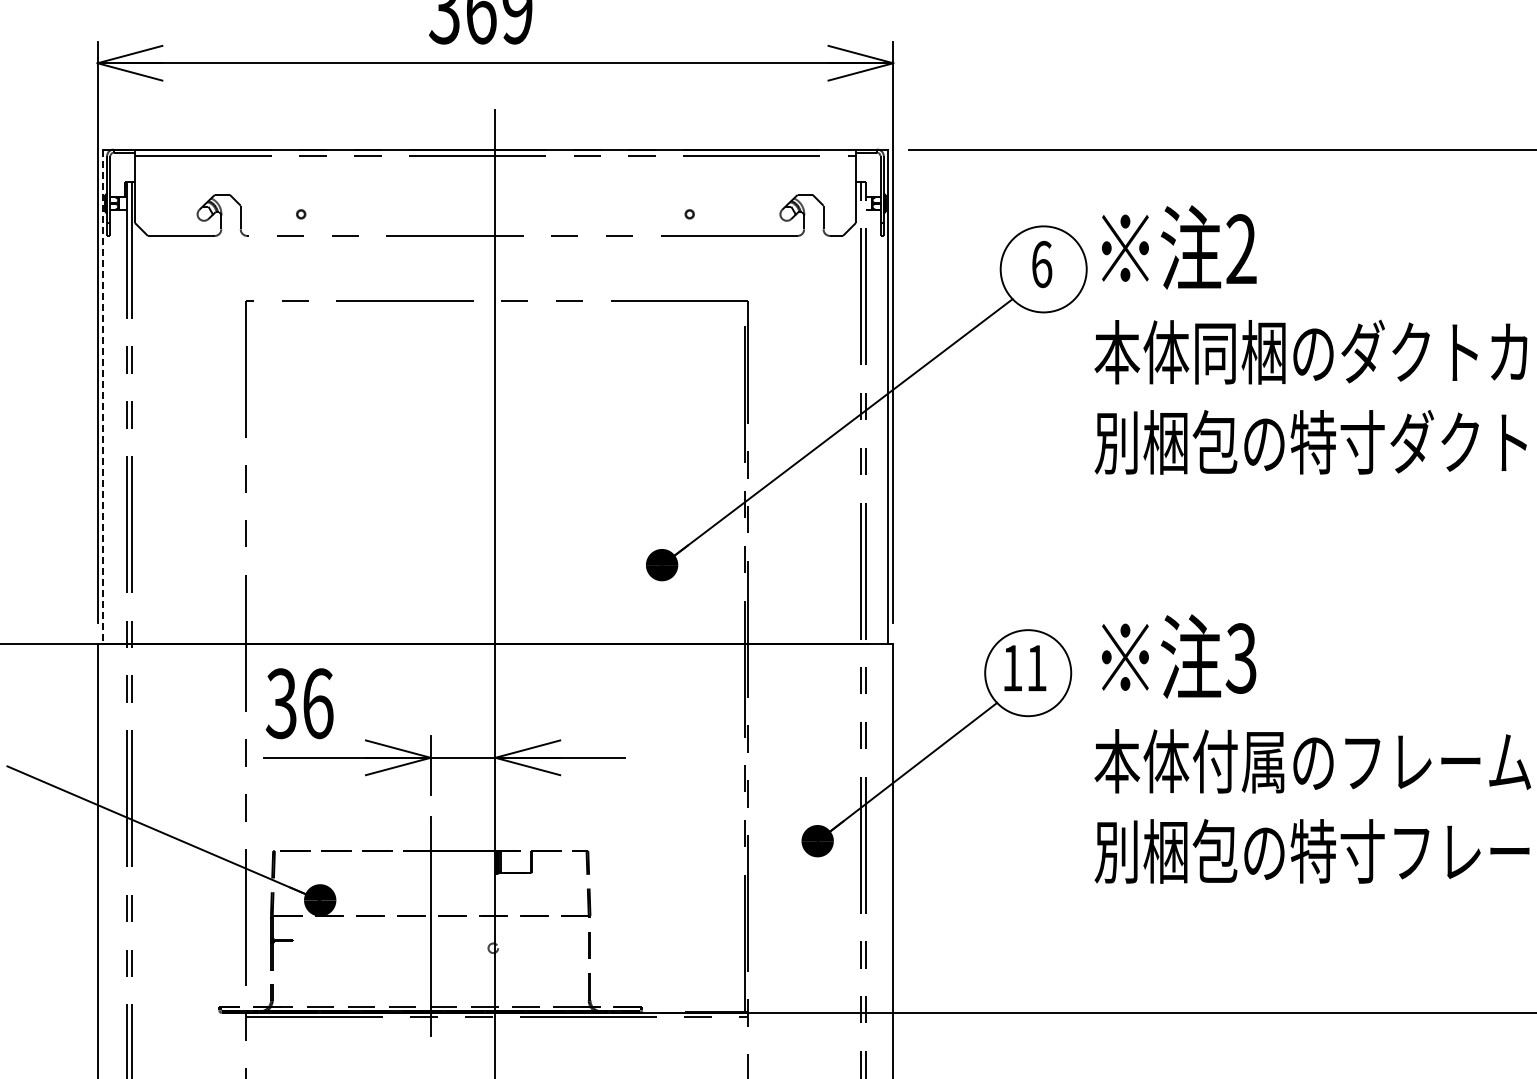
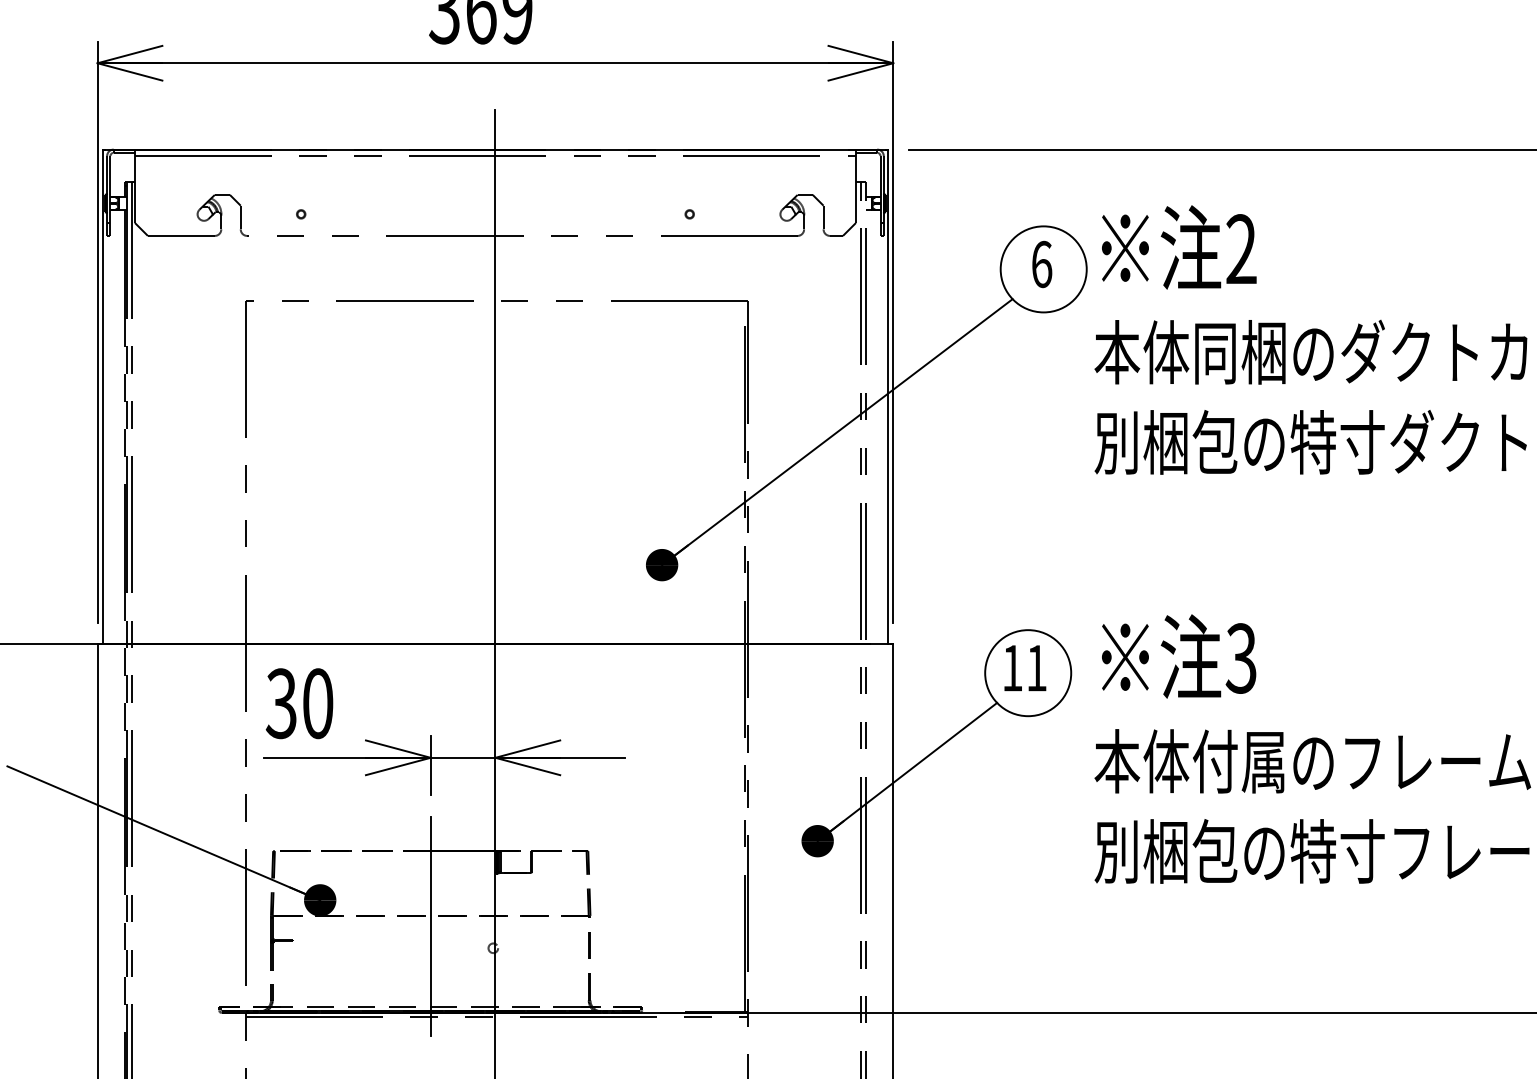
line: dashed -> solid (103, 397)
line: none -> present (124, 642)
text: 36 -> 30 (318, 703)
